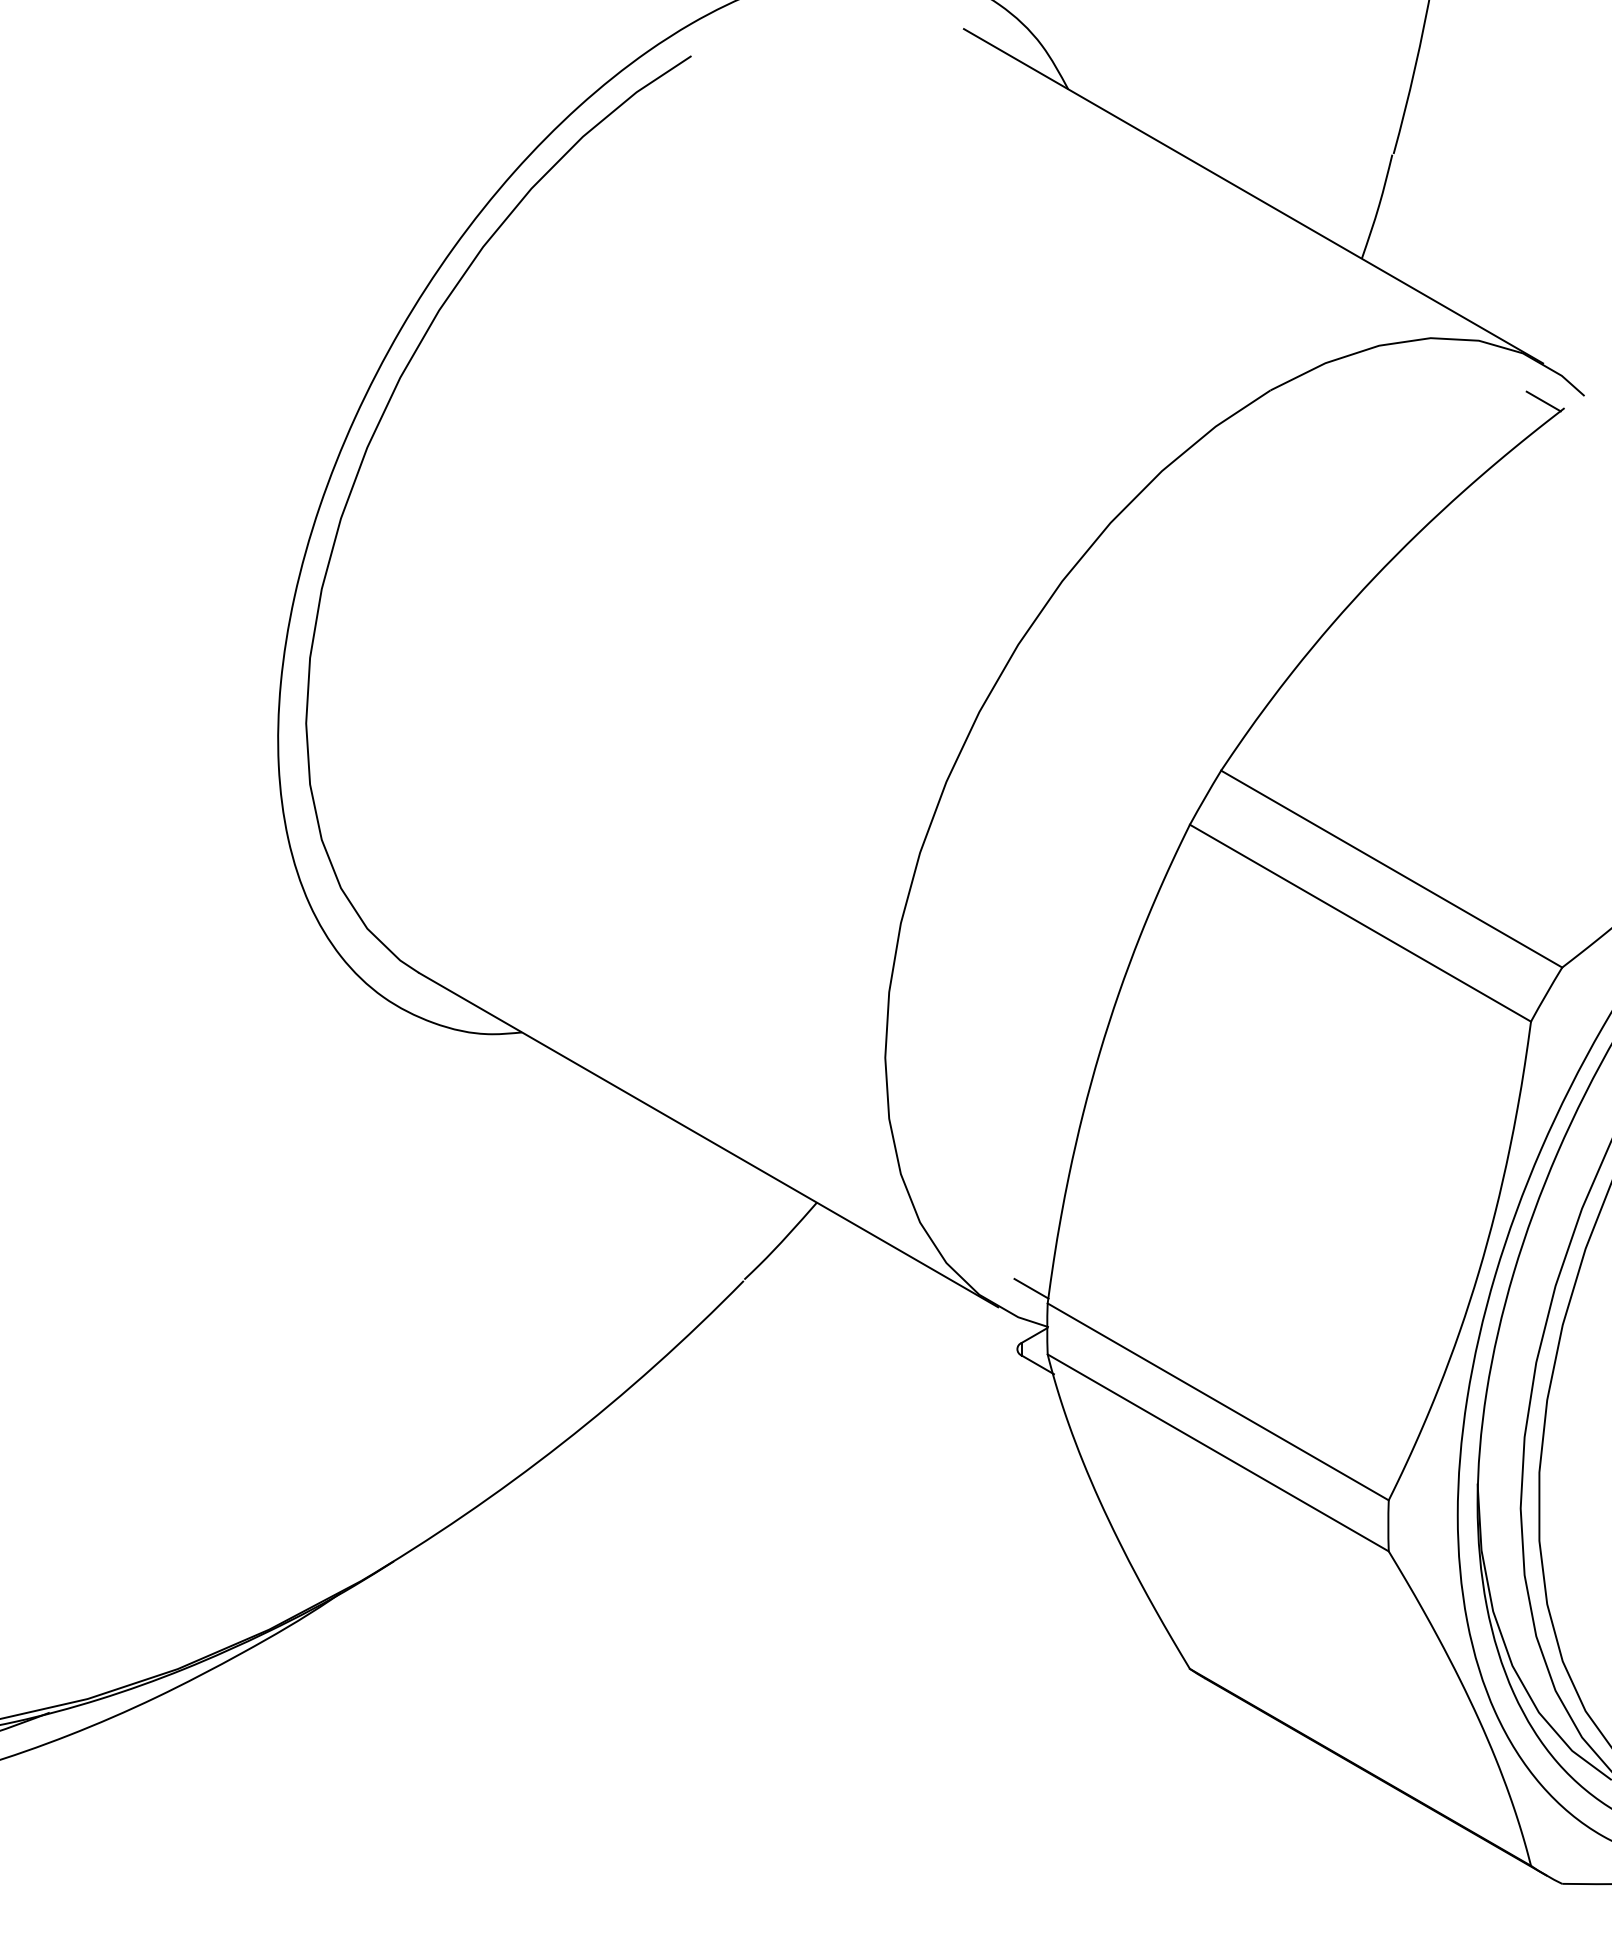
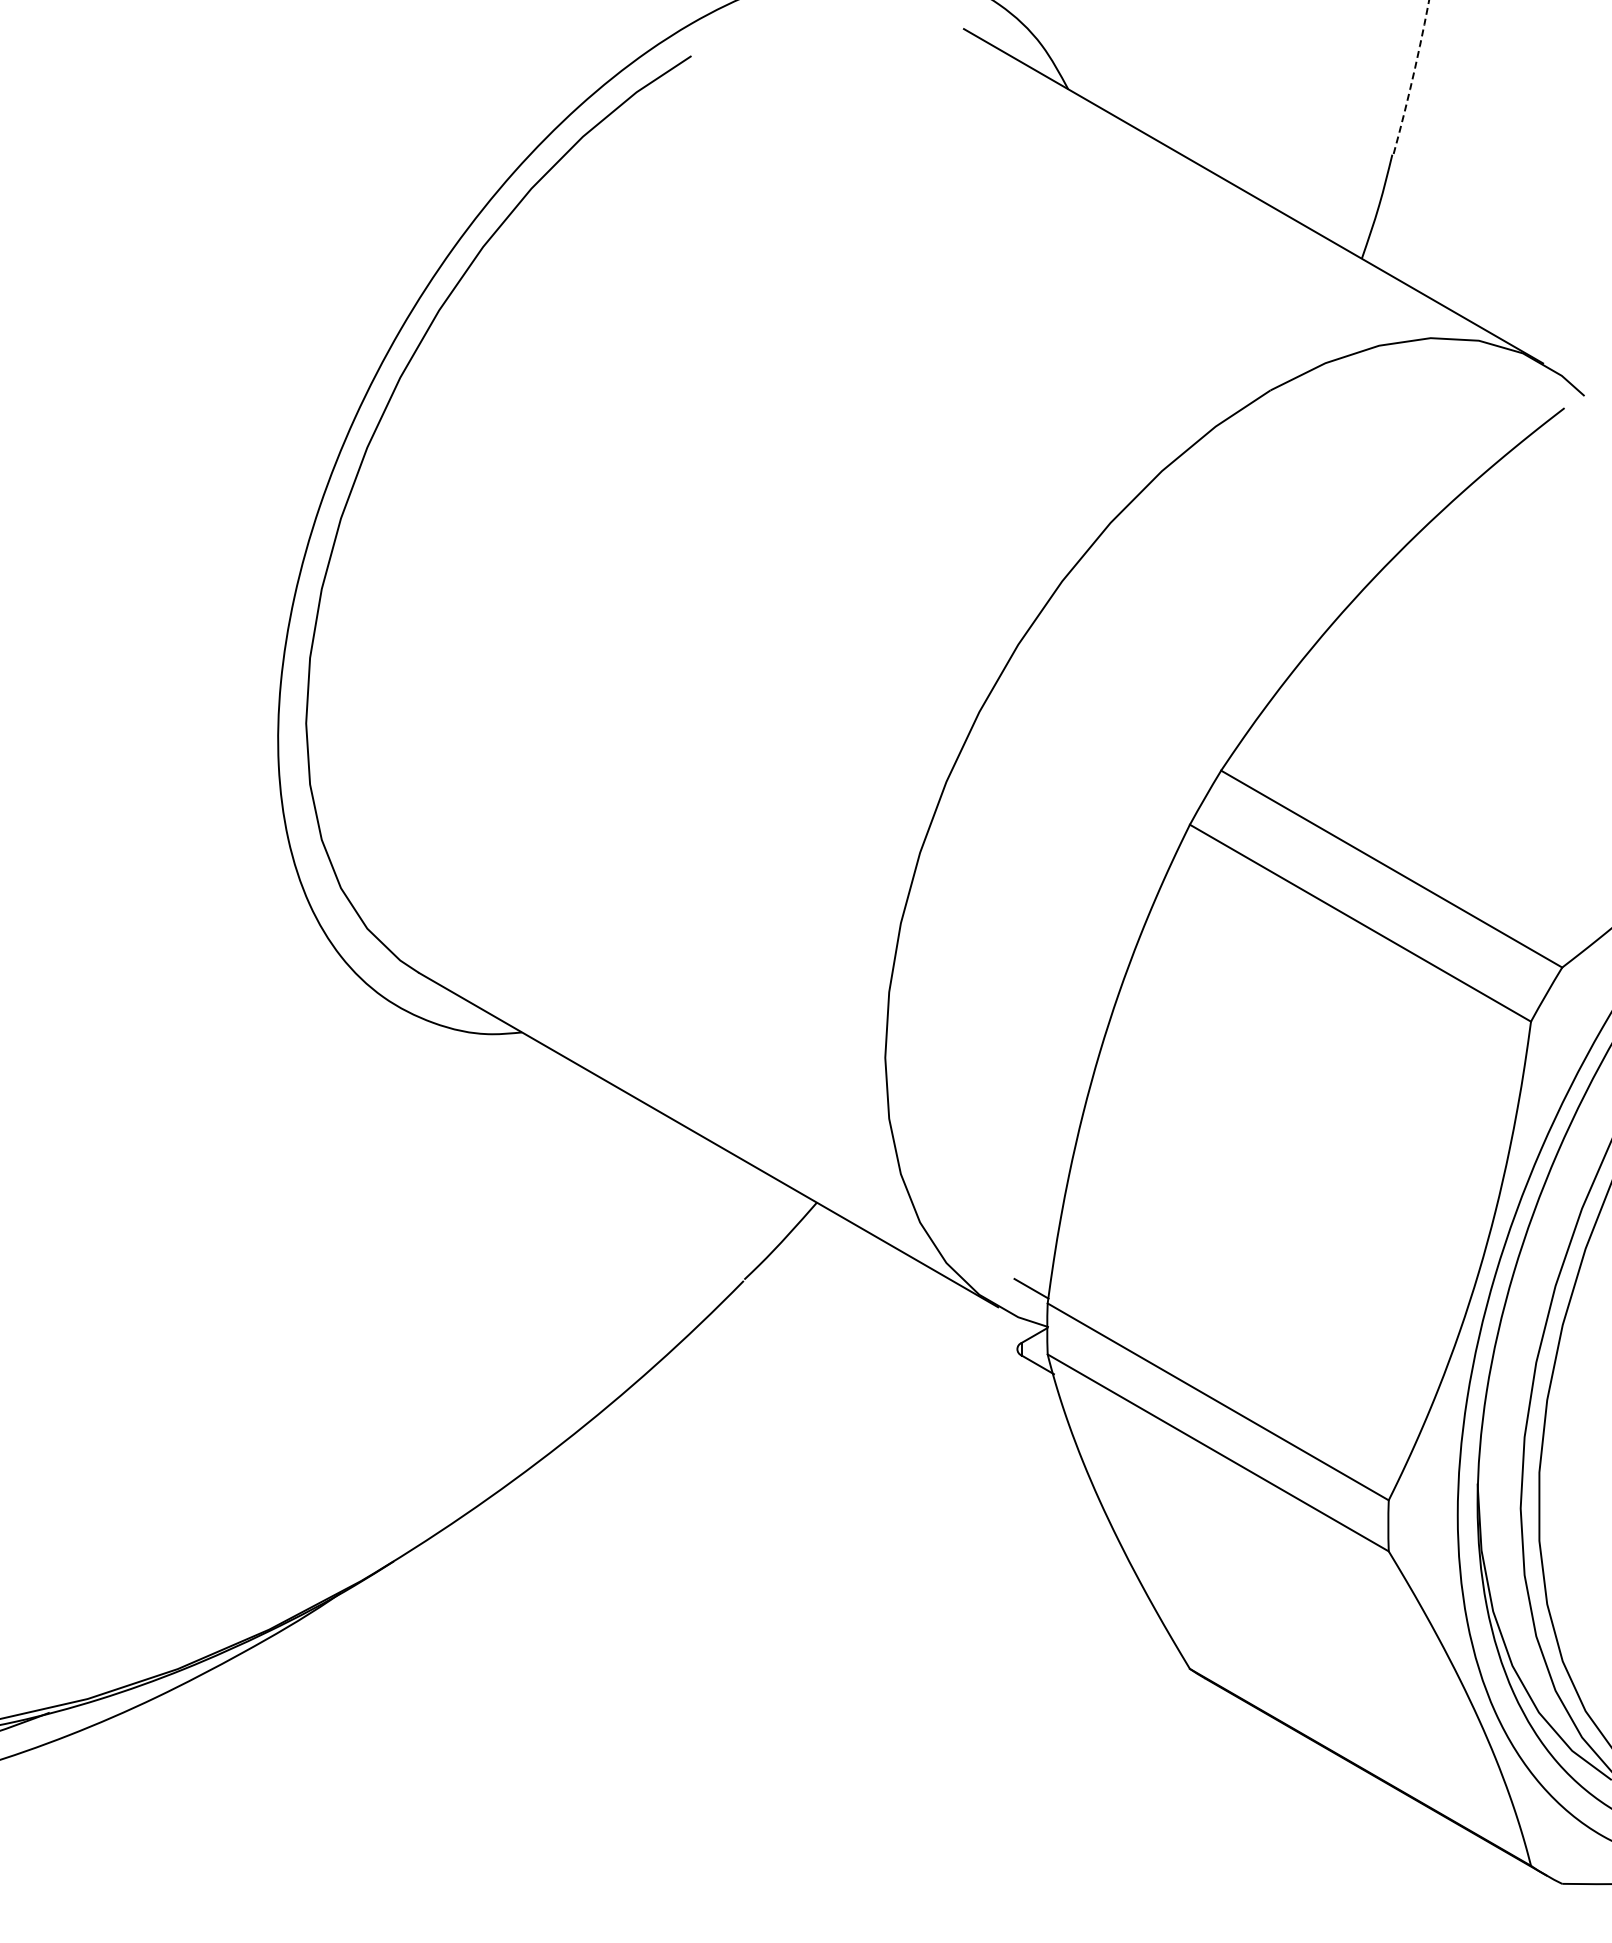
arc: solid -> dashed (1413, 76)
line: present -> none (1543, 401)
